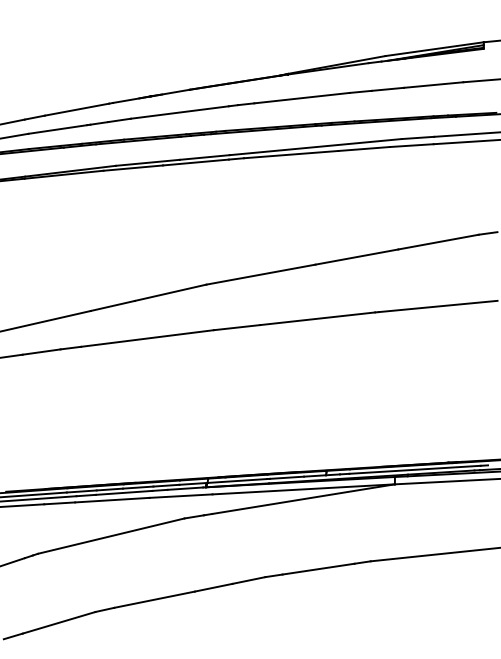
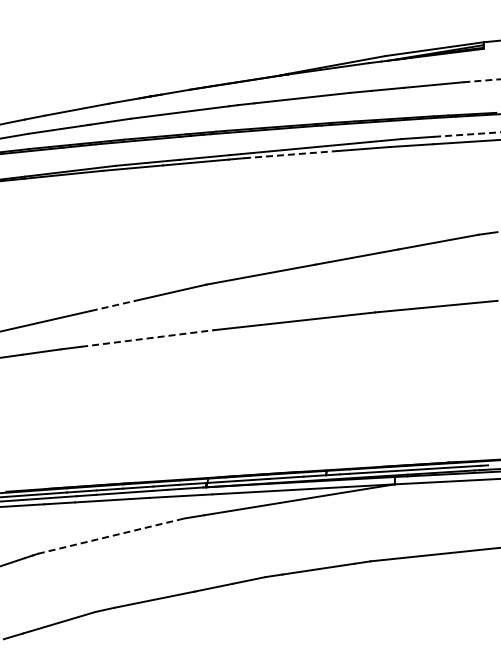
line: solid -> dashed (482, 80)
line: solid -> dashed (468, 134)
line: solid -> dashed (291, 154)
line: solid -> dashed (112, 305)
line: solid -> dashed (147, 338)
line: solid -> dashed (111, 536)
